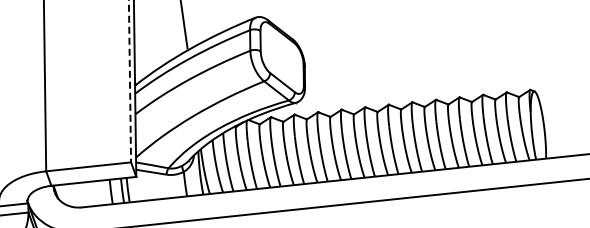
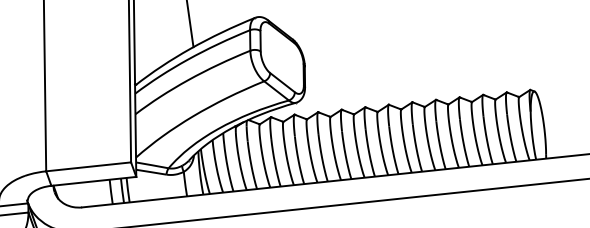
line position: (184, 25) -> (190, 24) (190, 24)
line: dashed -> solid (130, 81)
